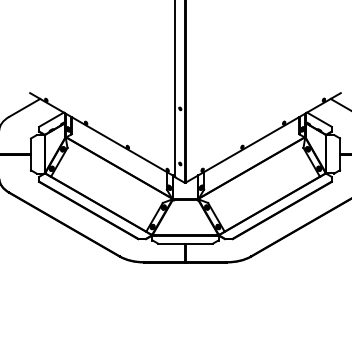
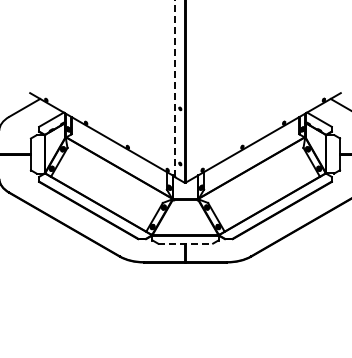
line: solid -> dashed (175, 88)
line: solid -> dashed (185, 243)
